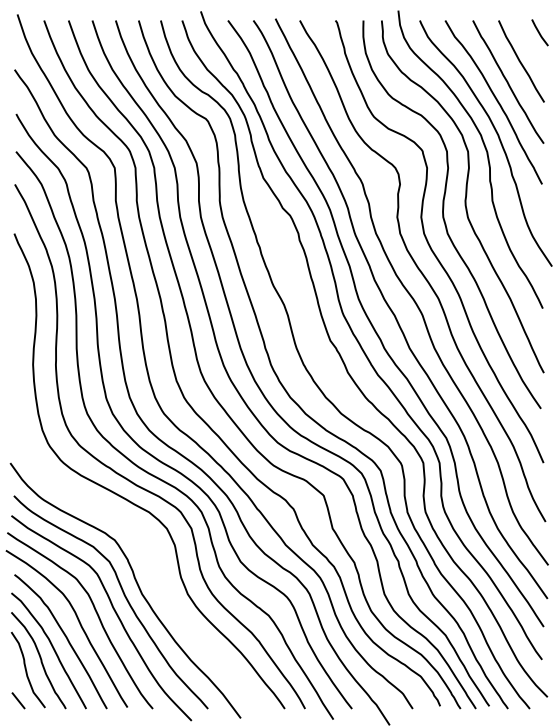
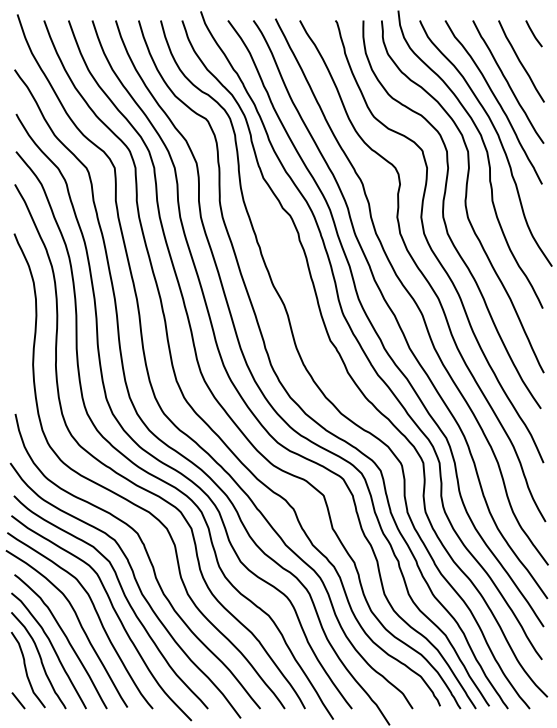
line position: (539, 32) -> (533, 33) (533, 33)
curve: none -> present (147, 556)
